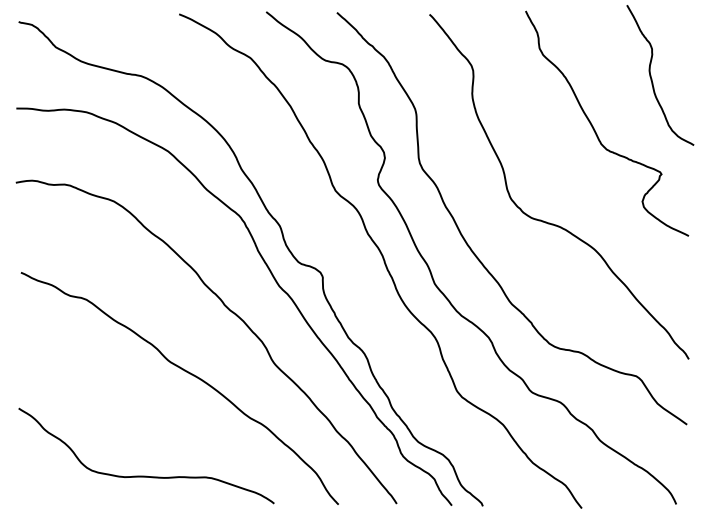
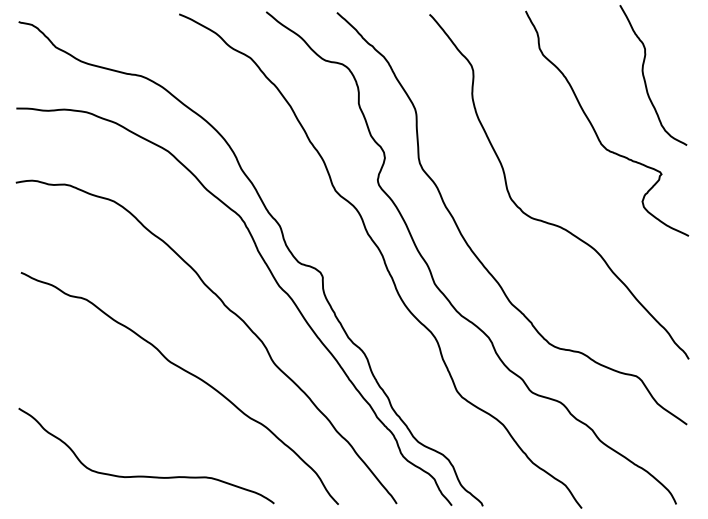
curve position: (652, 78) -> (645, 78) (645, 78)
